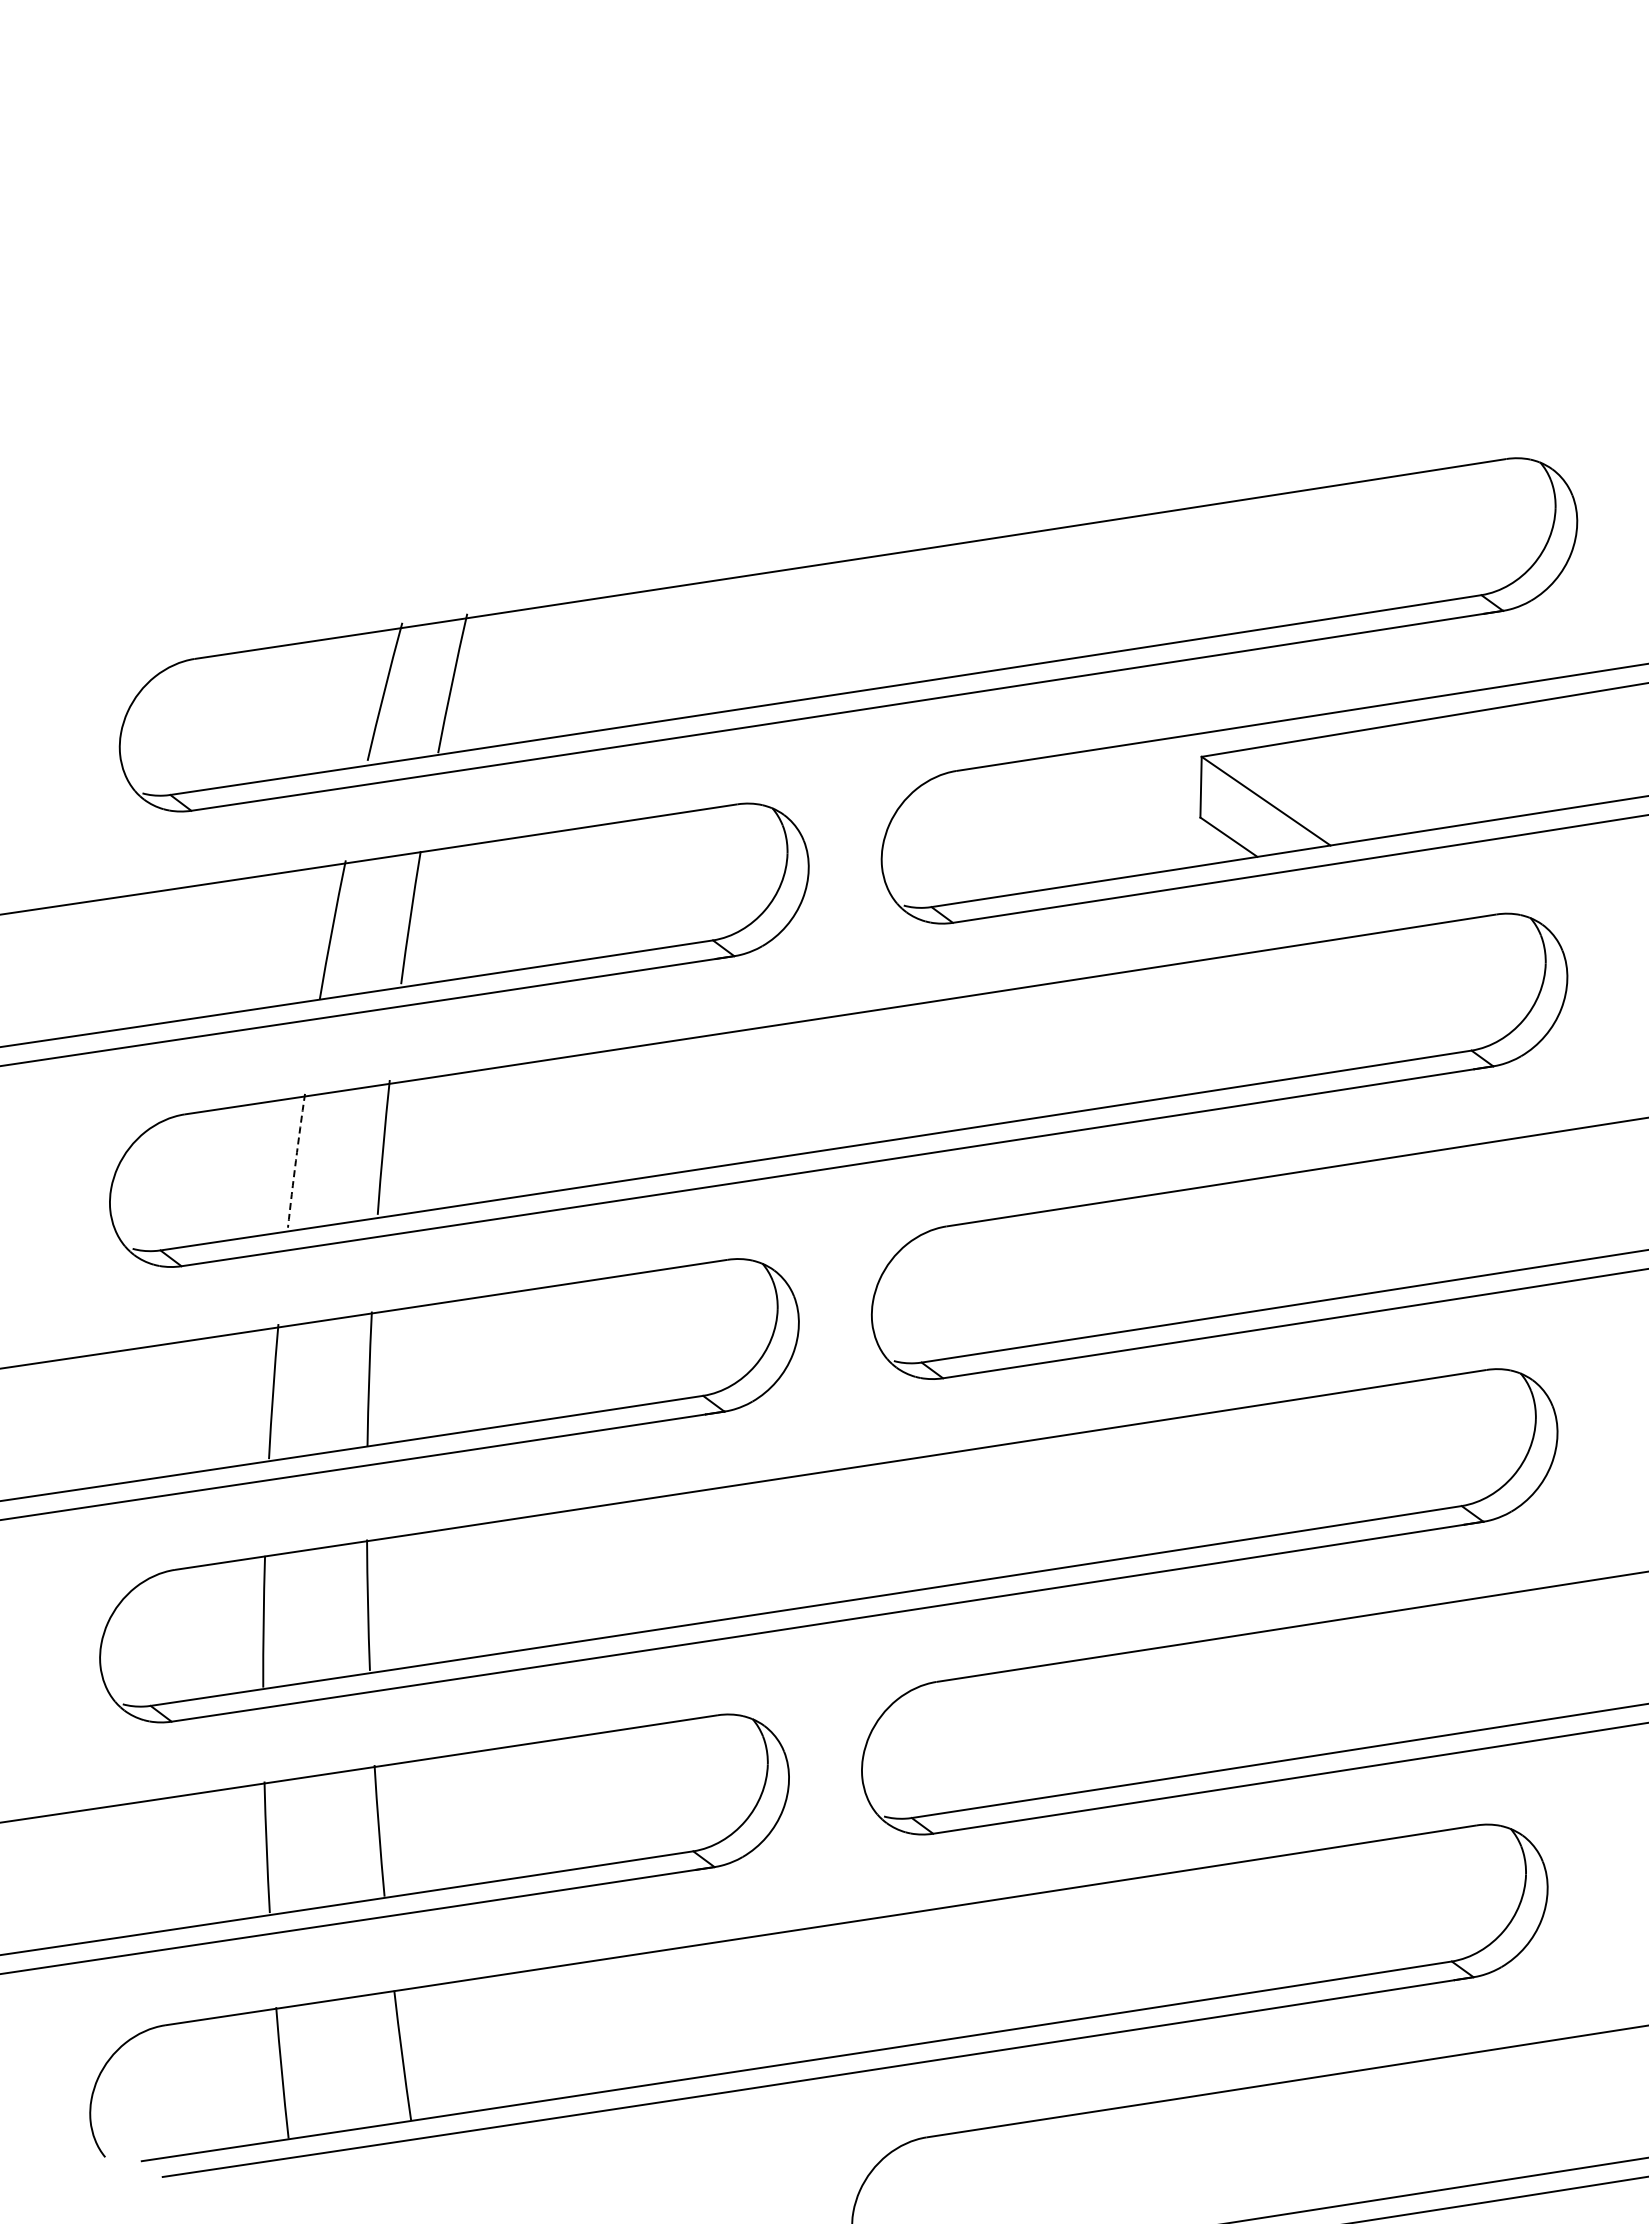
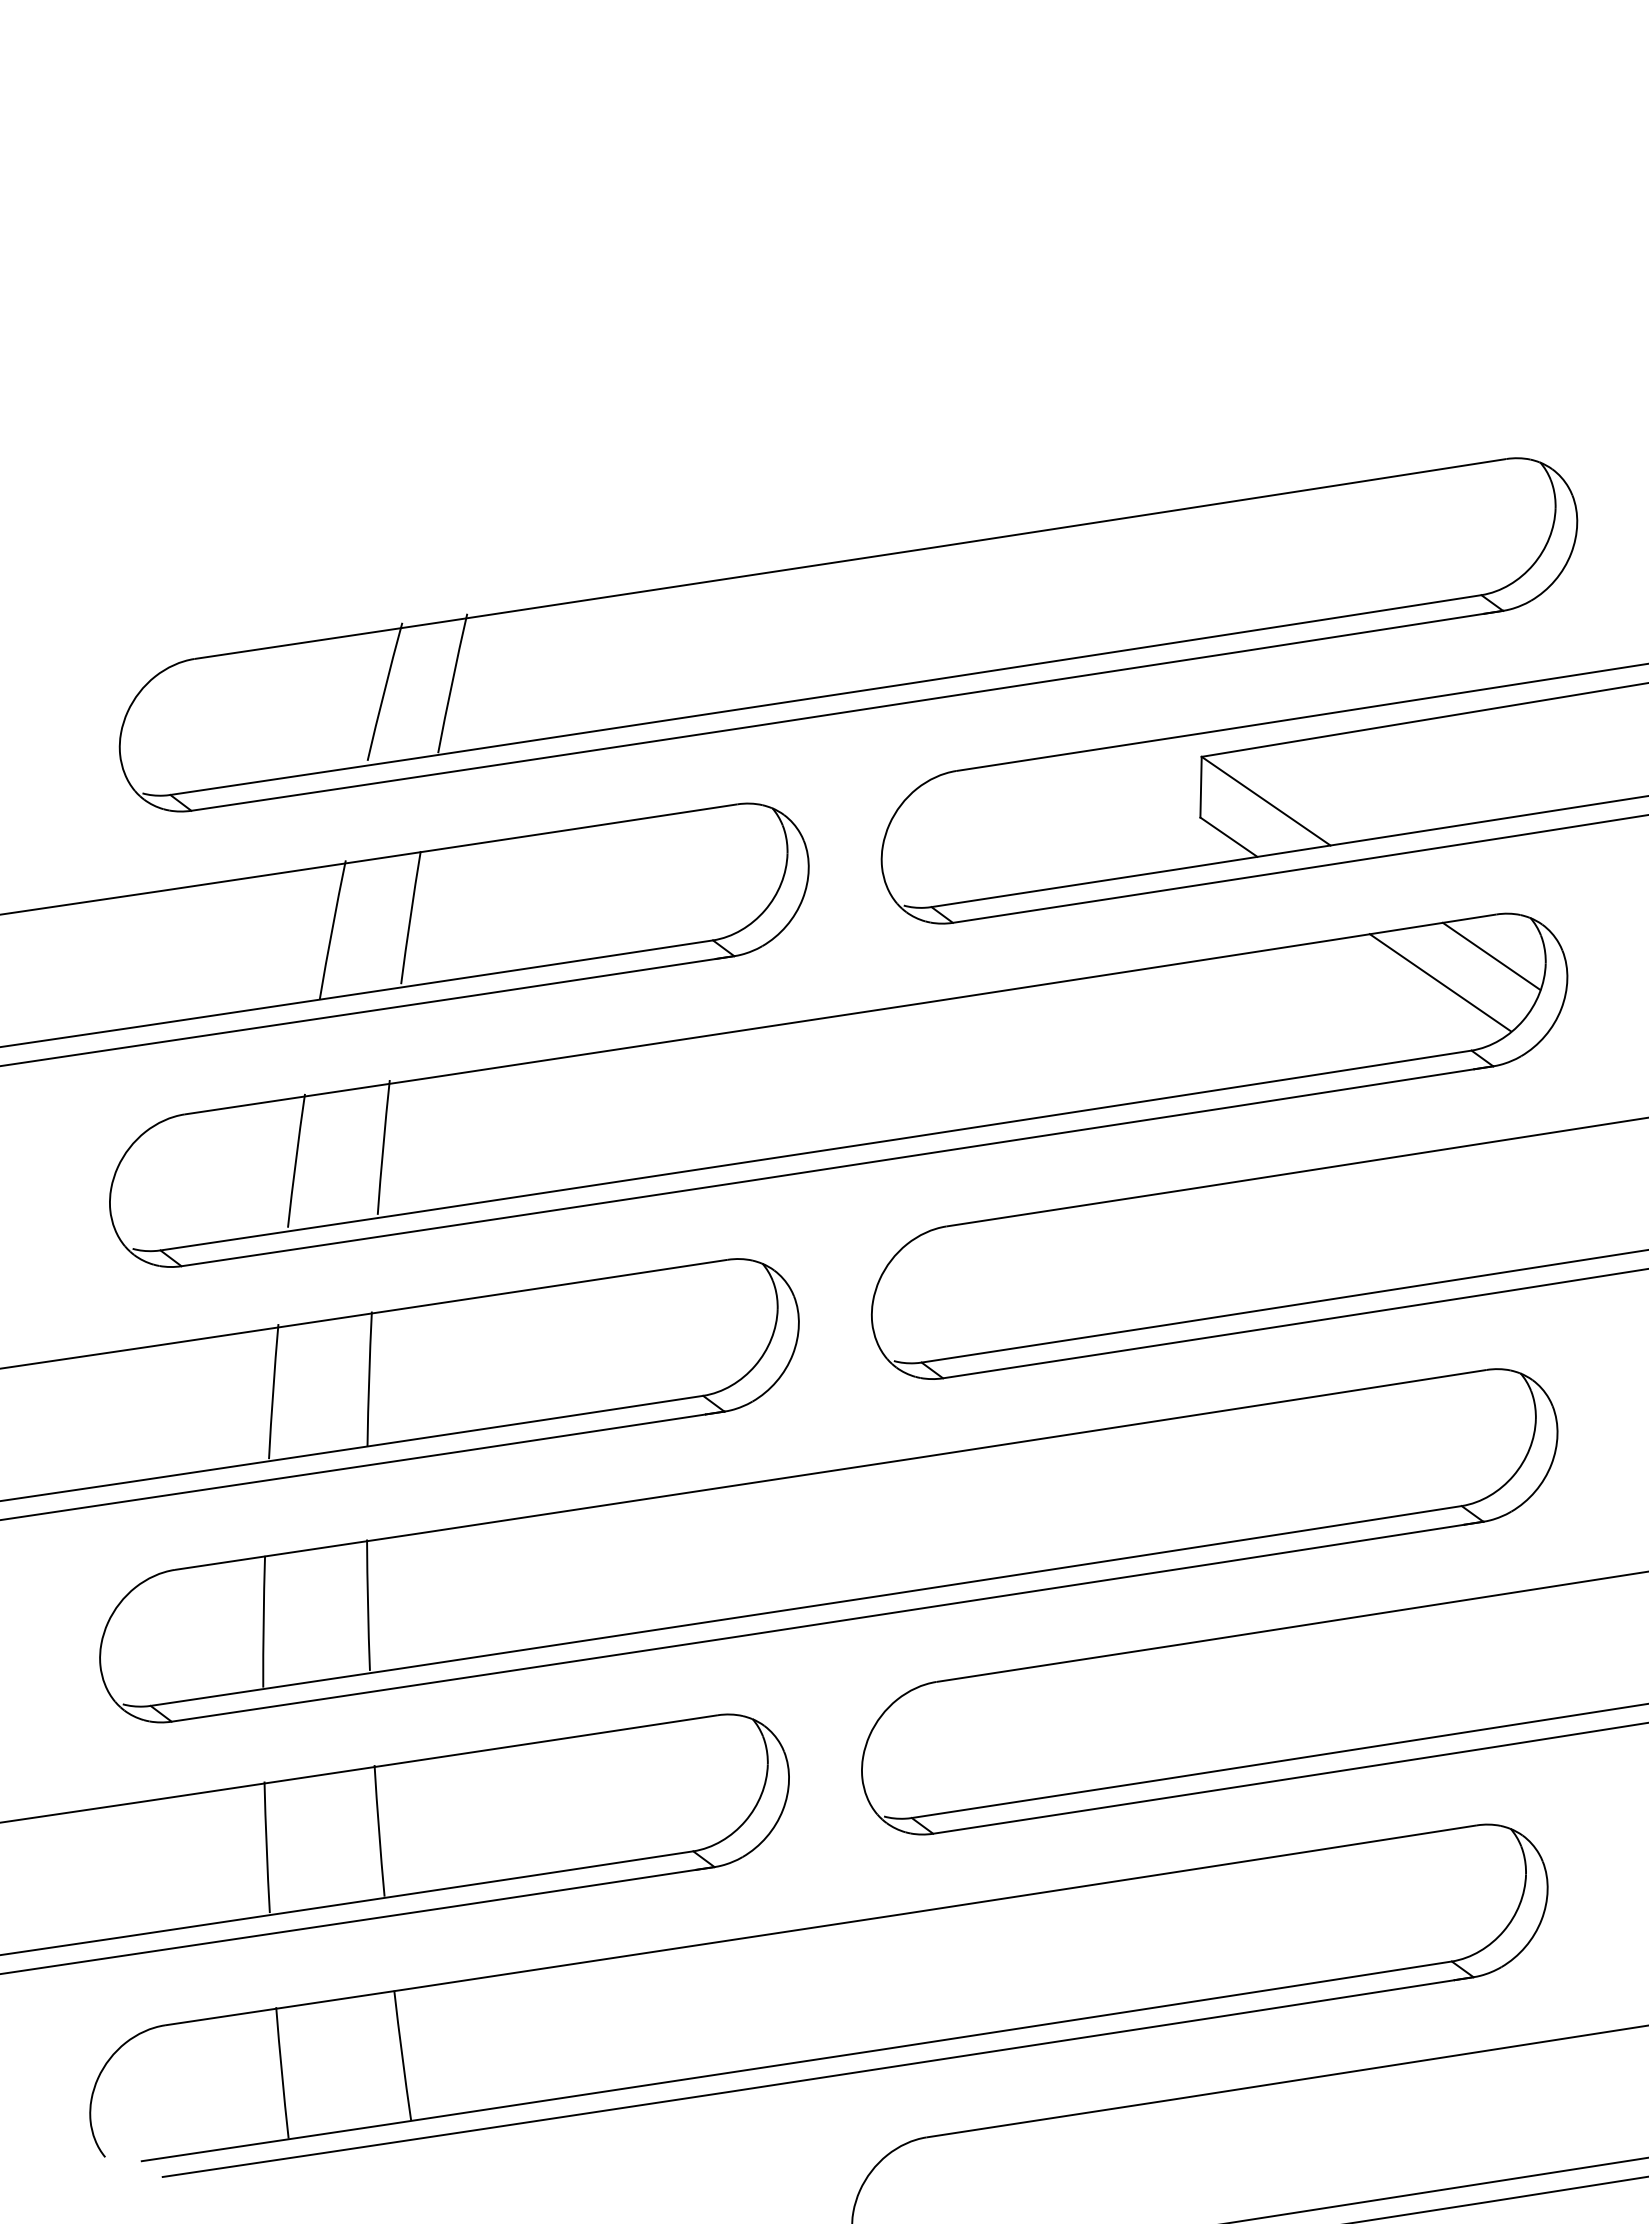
line: none -> present (1491, 955)
line: none -> present (1439, 982)
arc: dashed -> solid (295, 1160)
